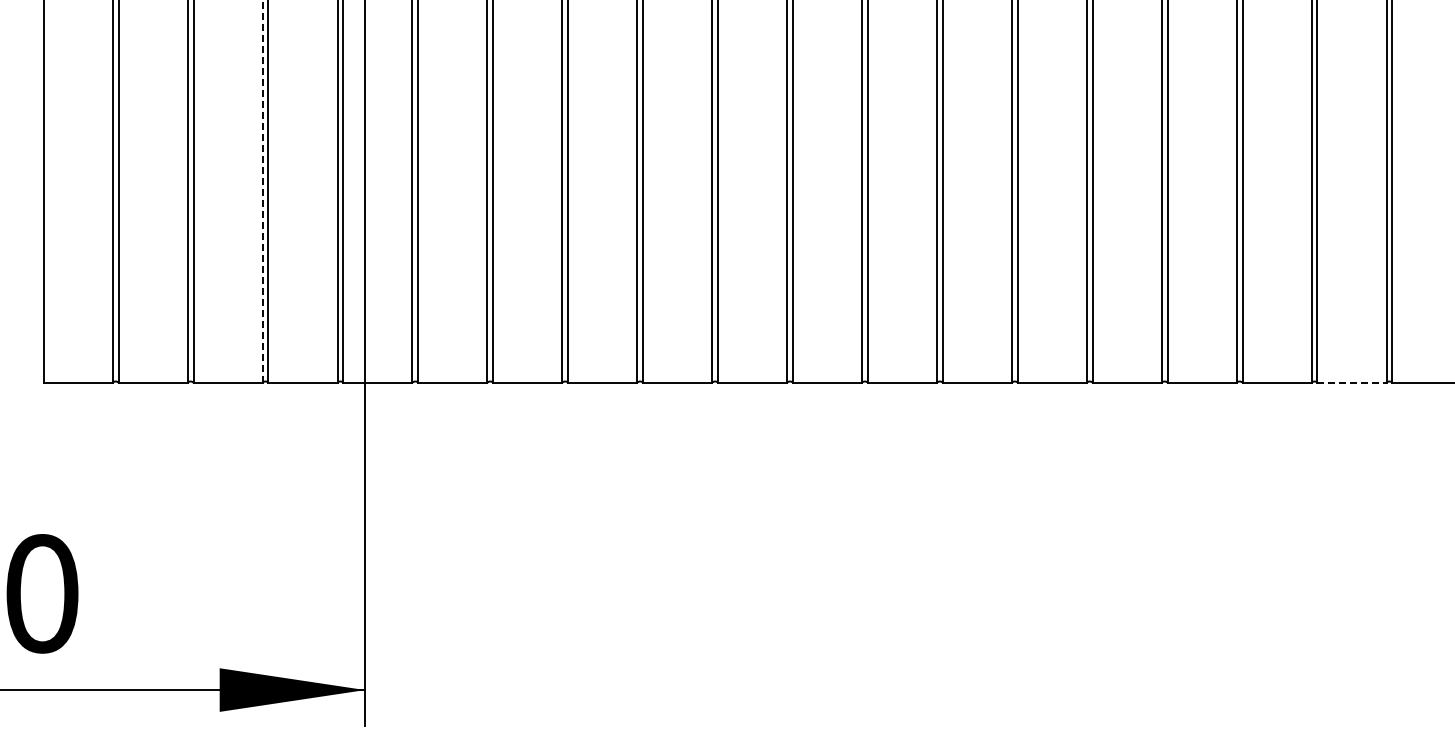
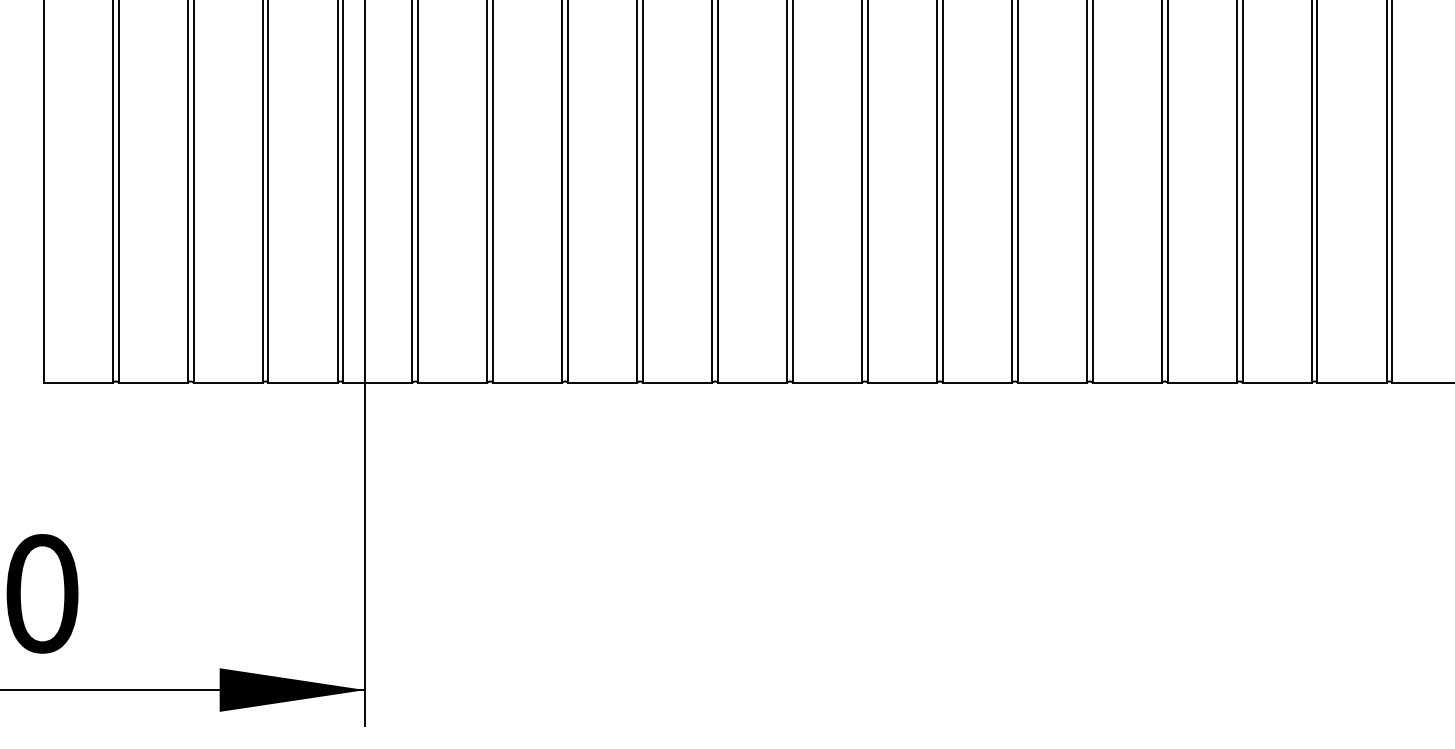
line: dashed -> solid (262, 191)
line: dashed -> solid (1352, 382)
